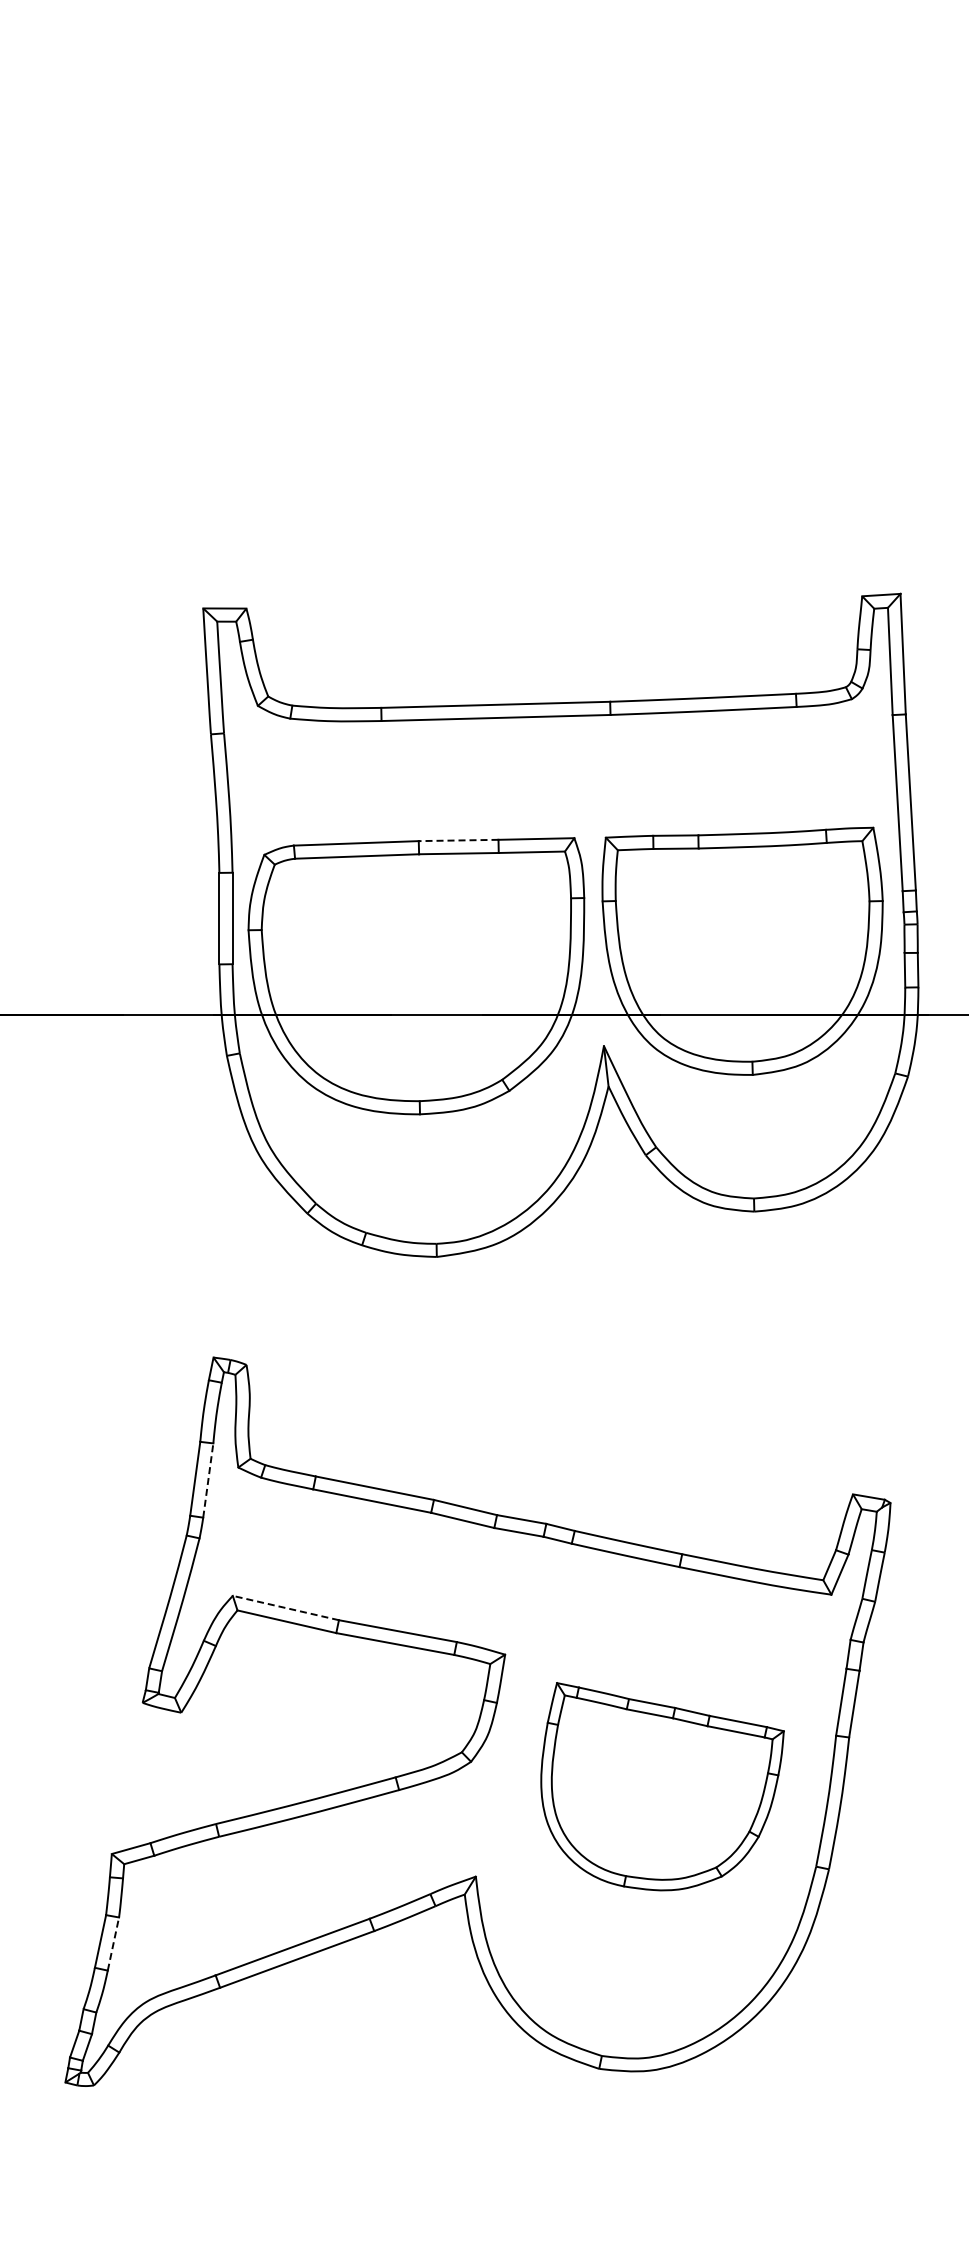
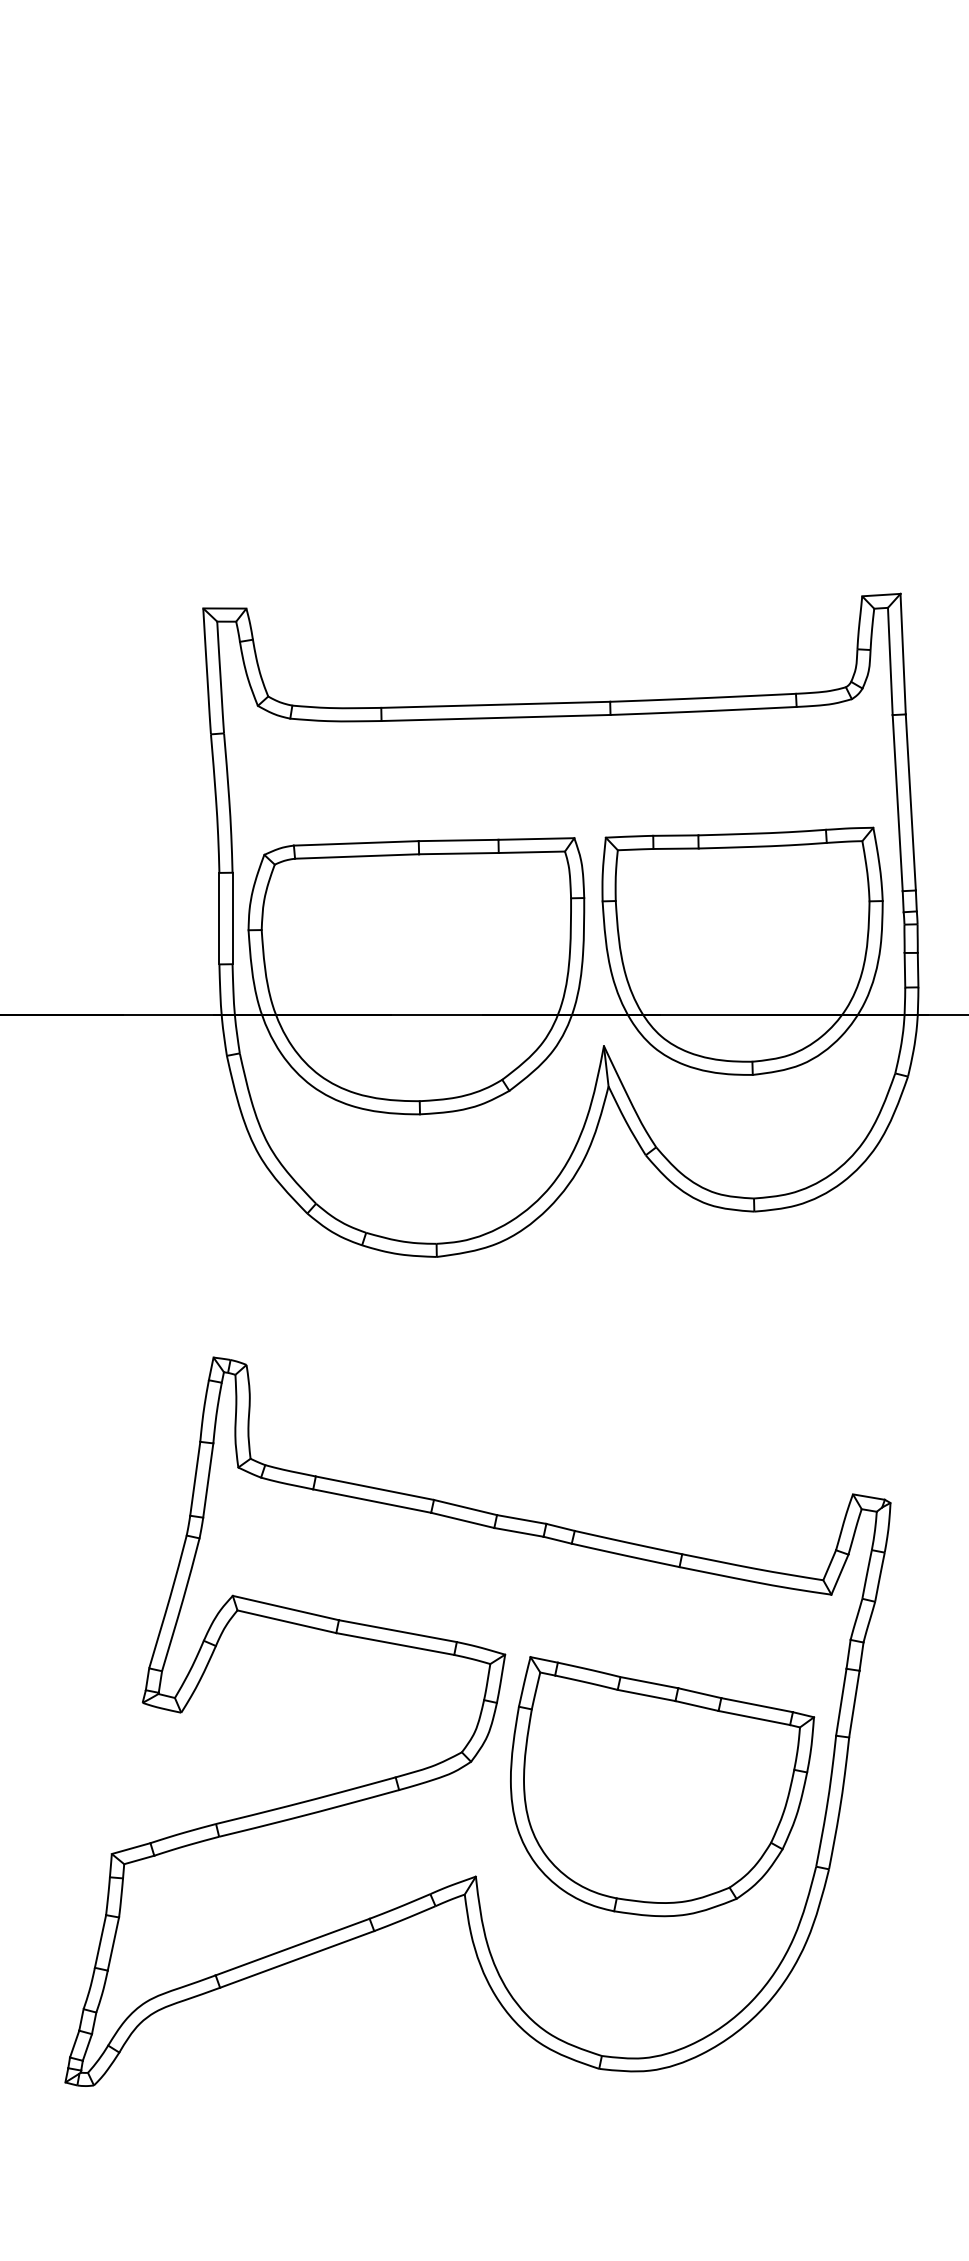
line: dashed -> solid (458, 840)
line: dashed -> solid (208, 1480)
line: dashed -> solid (285, 1607)
part size: 245x210 px -> 306x262 px (662, 1786)
line: dashed -> solid (113, 1943)
